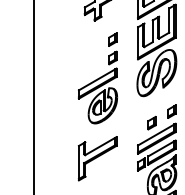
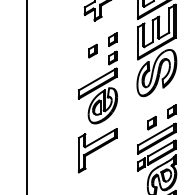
part: none -> present (92, 50)
line position: (34, 96) -> (27, 96) (27, 96)
part position: (97, 158) -> (97, 150) (97, 150)
